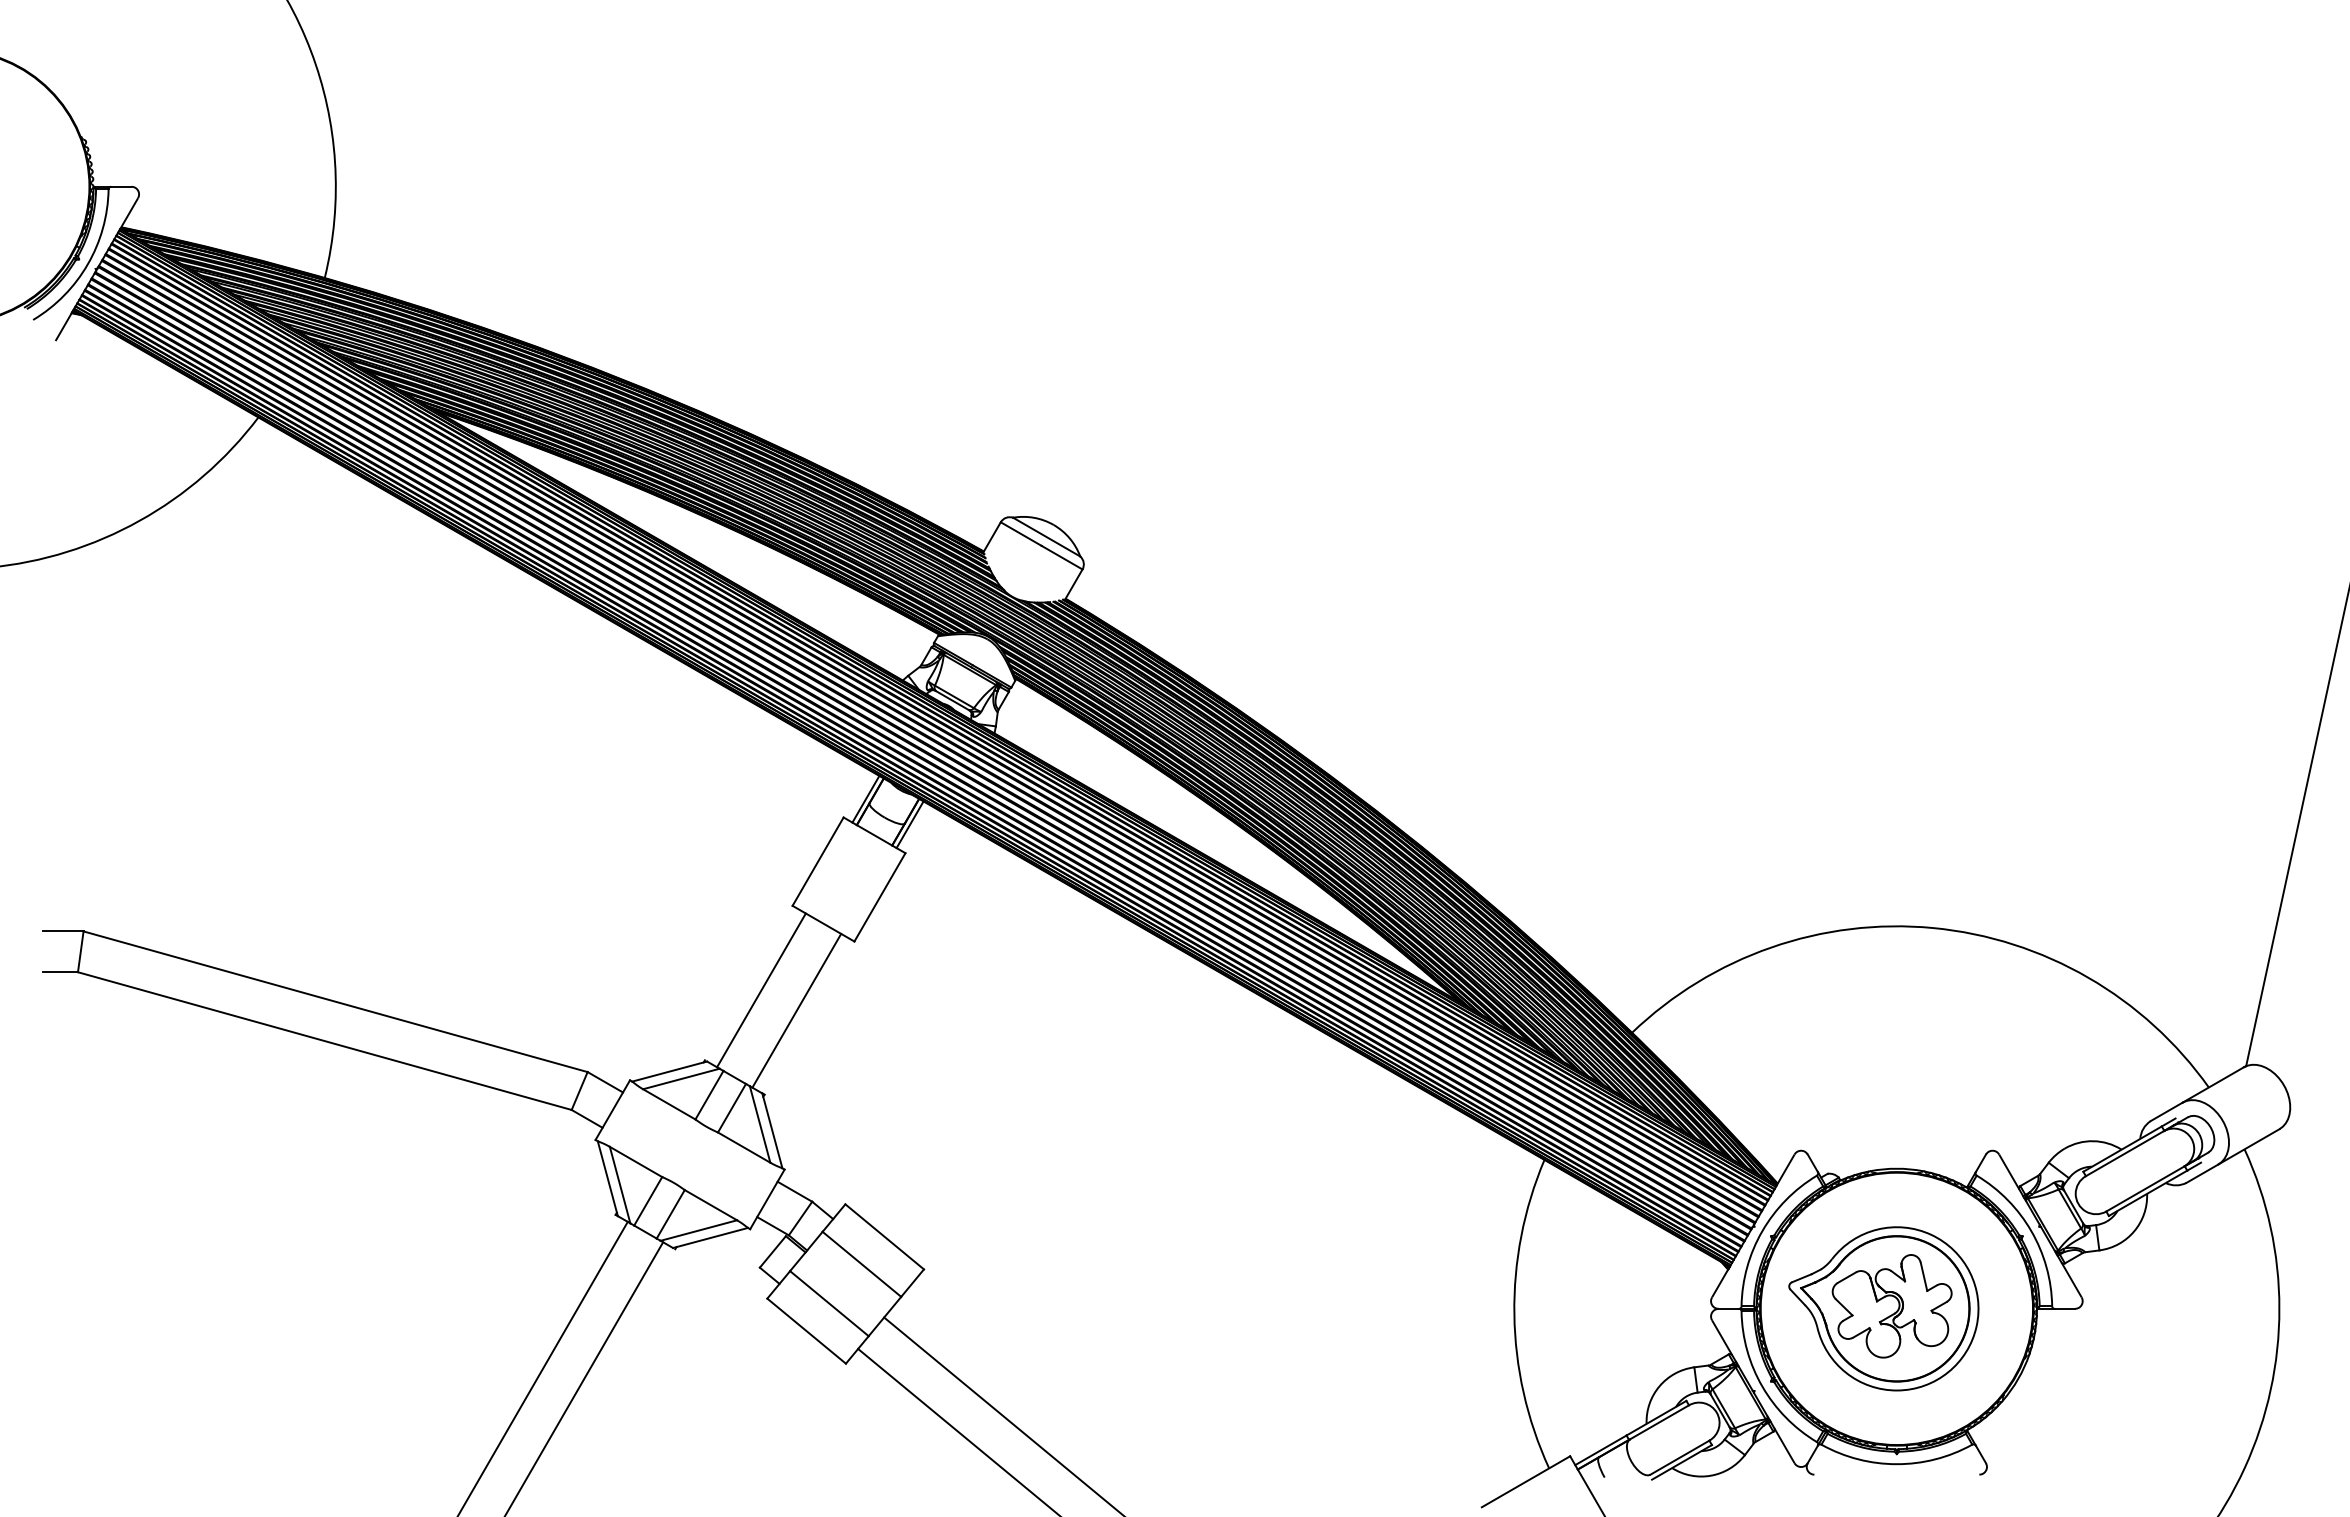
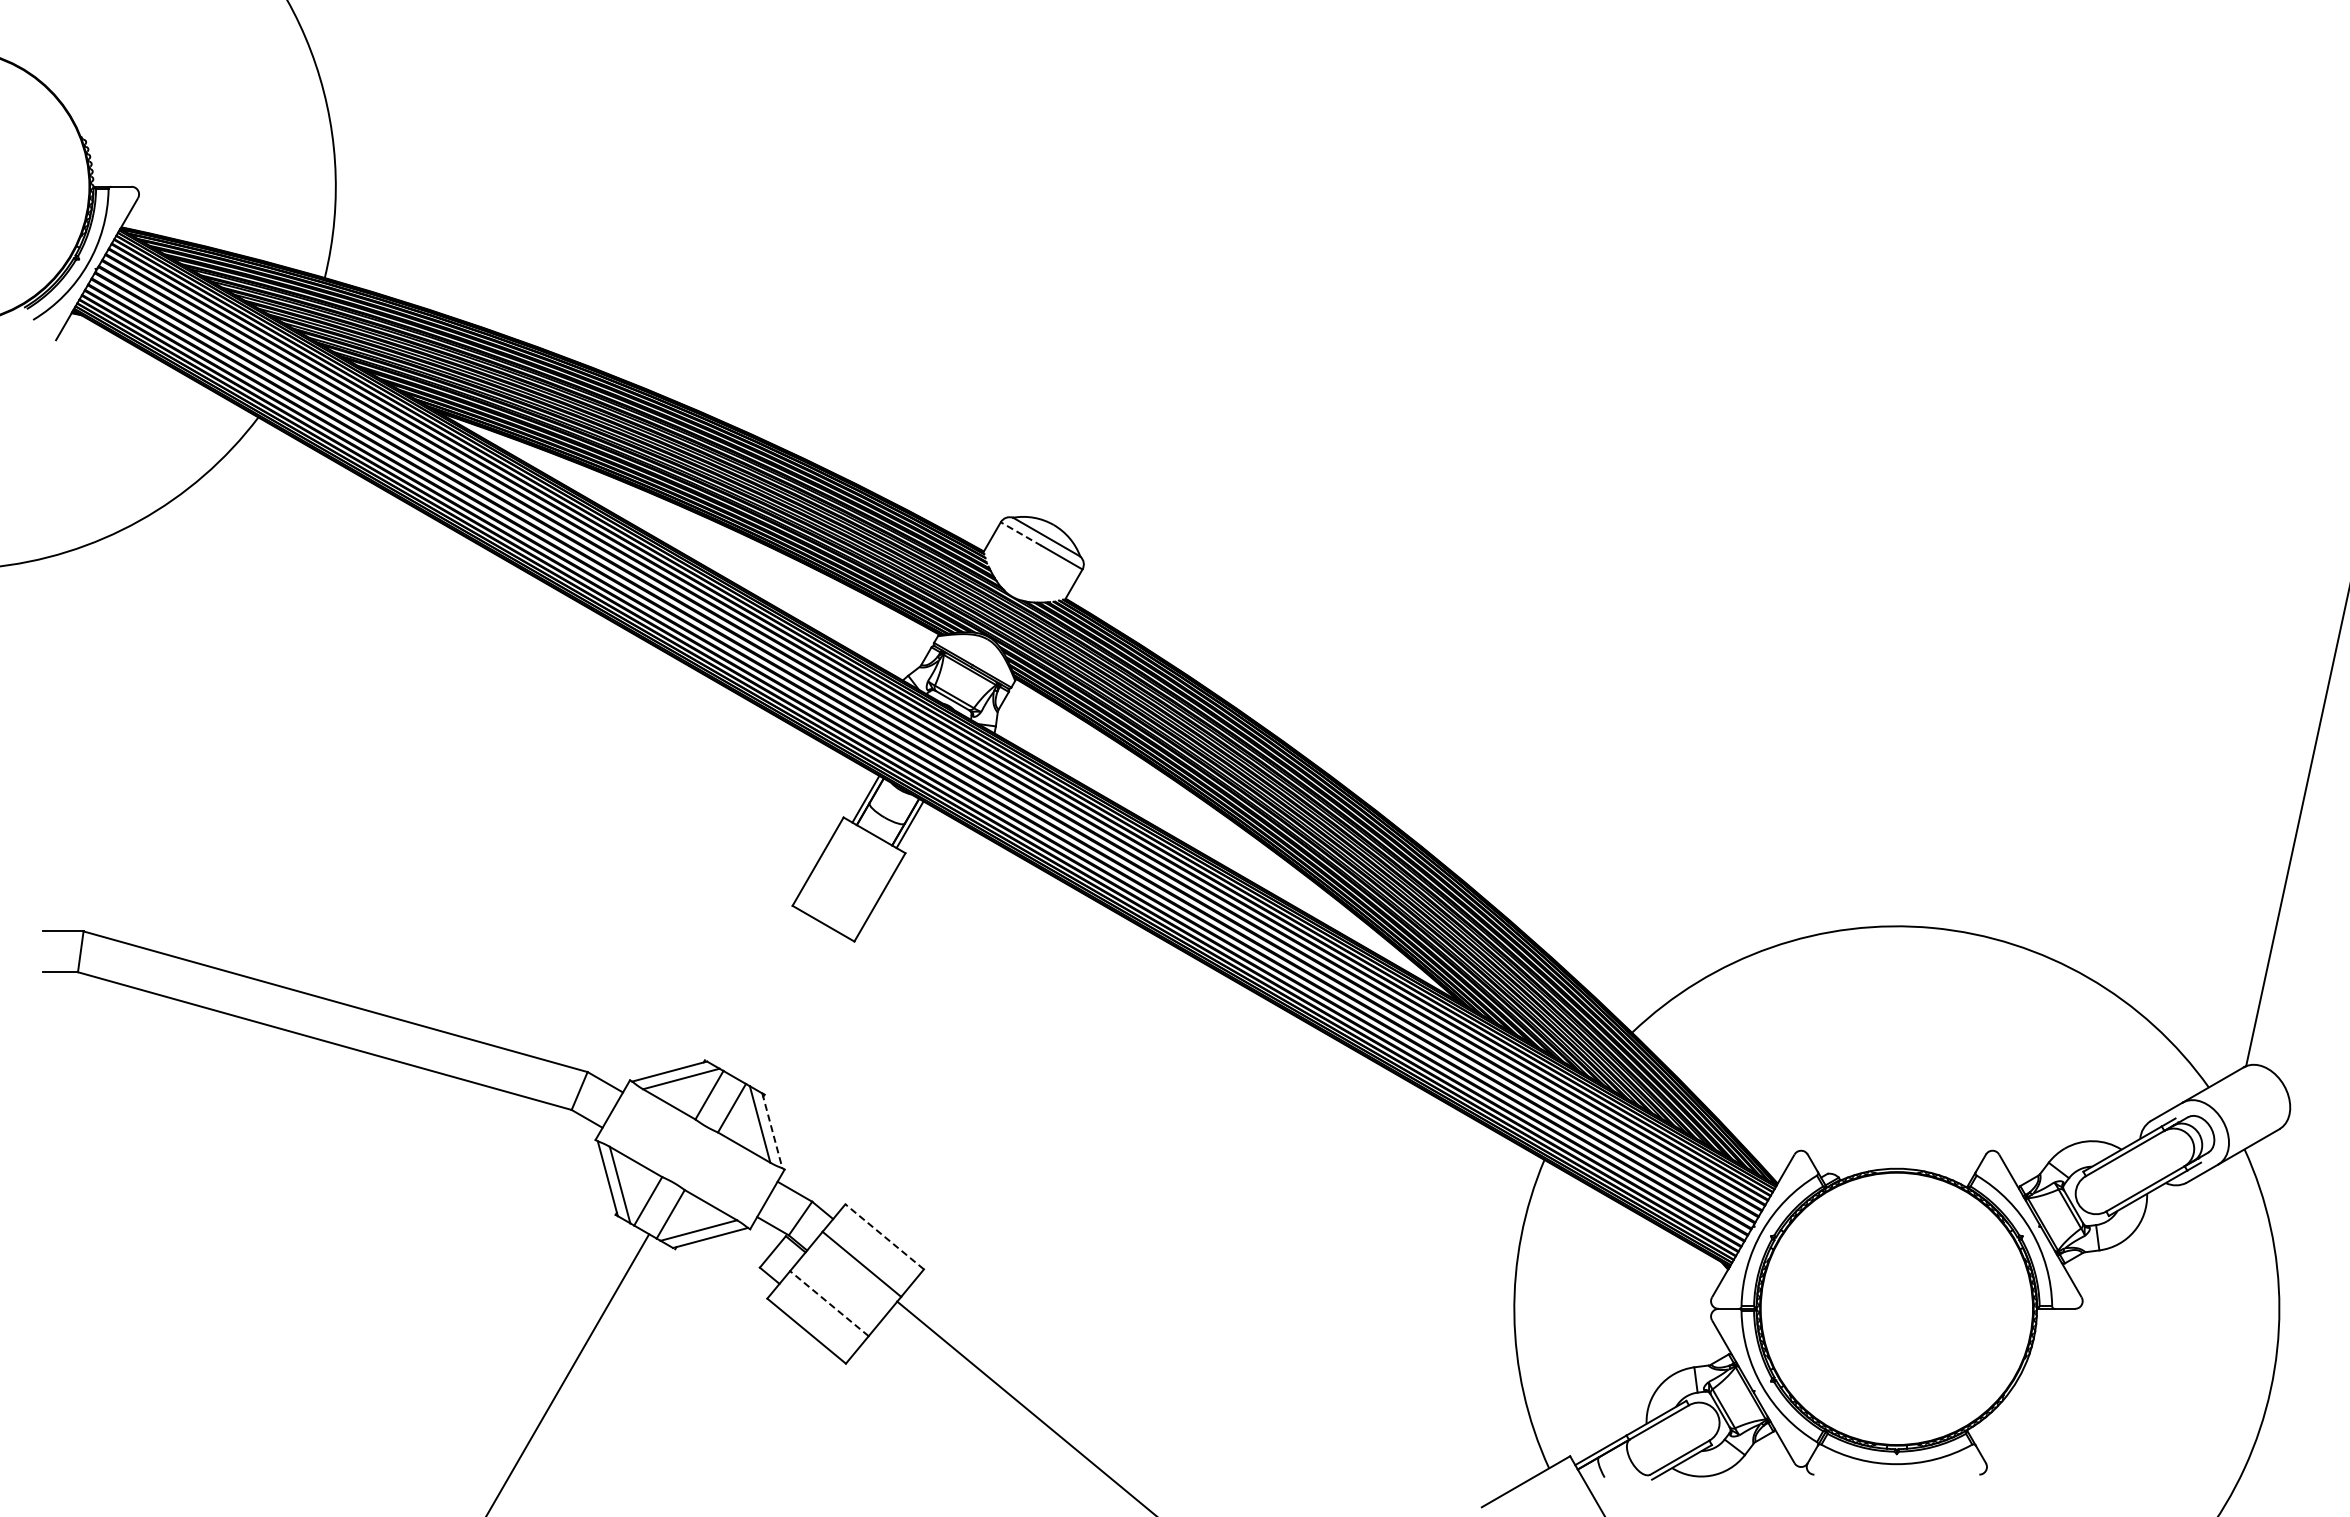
line: solid -> dashed (1021, 534)
line: present -> none (761, 990)
line: present -> none (796, 1010)
line: solid -> dashed (772, 1130)
line: solid -> dashed (884, 1236)
line: solid -> dashed (829, 1303)
part: present -> none (1883, 1308)
line: present -> none (543, 1367)
line position: (584, 1377) -> (568, 1373) (568, 1373)
line position: (1002, 1415) -> (1025, 1407) (1025, 1407)
line: present -> none (957, 1430)
